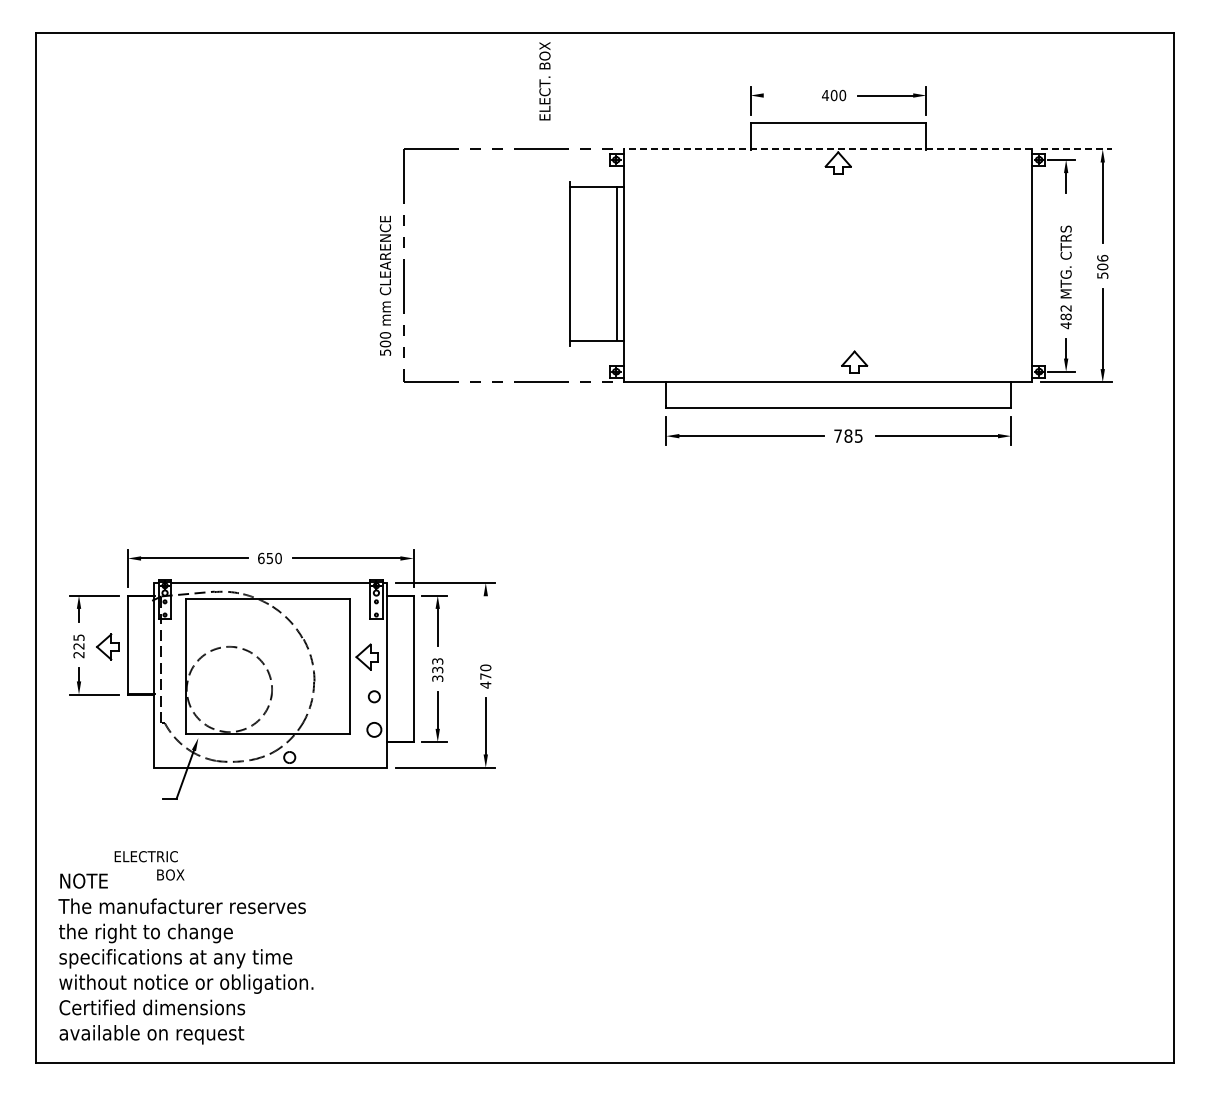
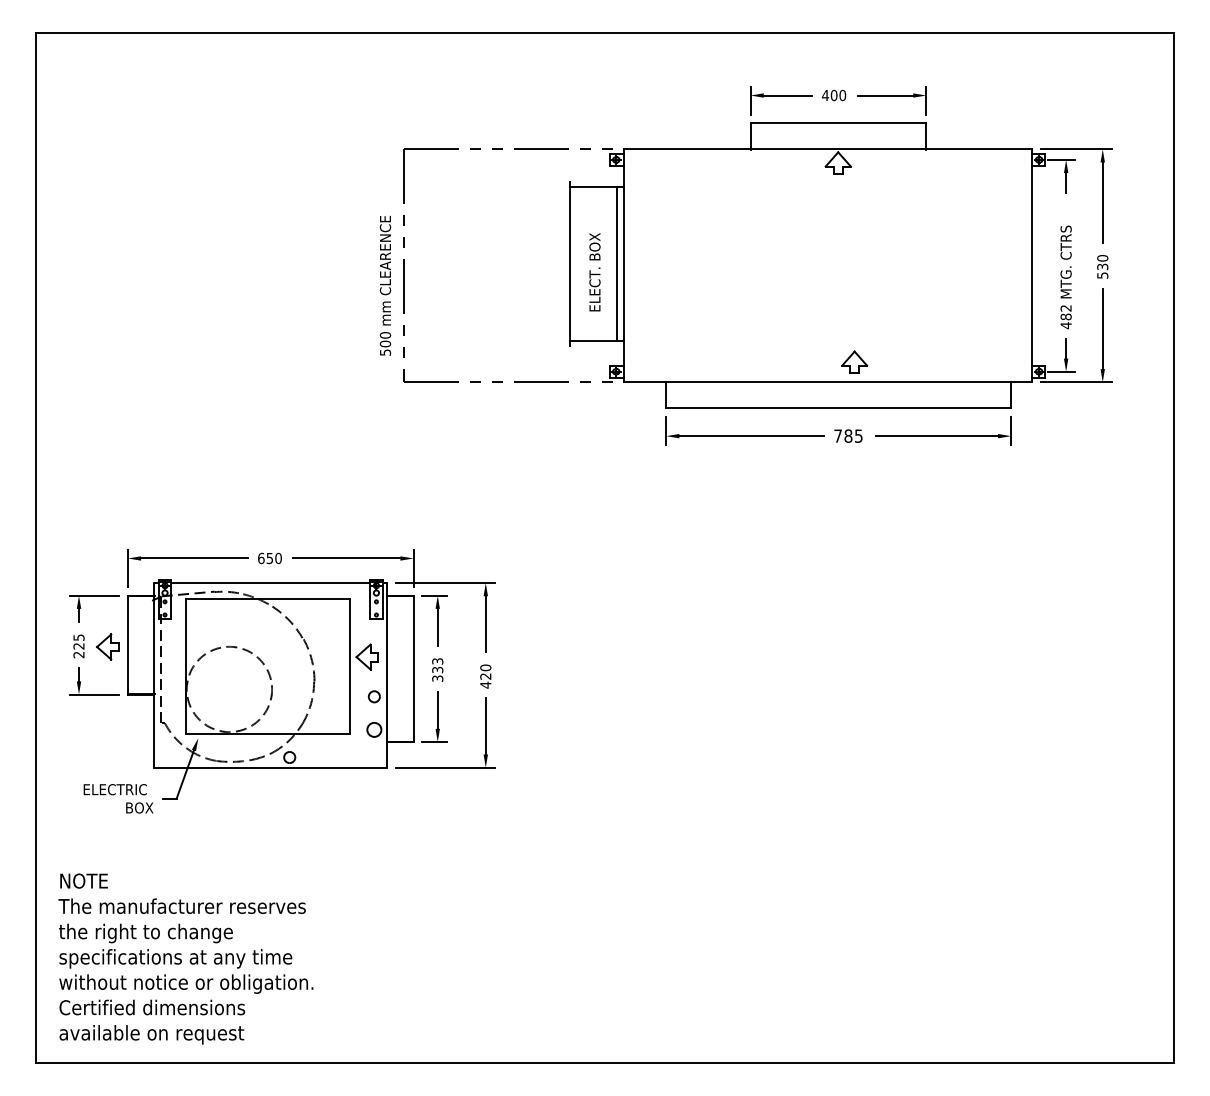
text position: (544, 81) -> (594, 272) (594, 272)
line: none -> present (787, 95)
line: dashed -> solid (827, 149)
line: dashed -> solid (1076, 149)
text: 506 -> 530 (1102, 262)
line: none -> present (485, 624)
text: 470 -> 420 (485, 676)
text position: (149, 865) -> (118, 798) (118, 798)
